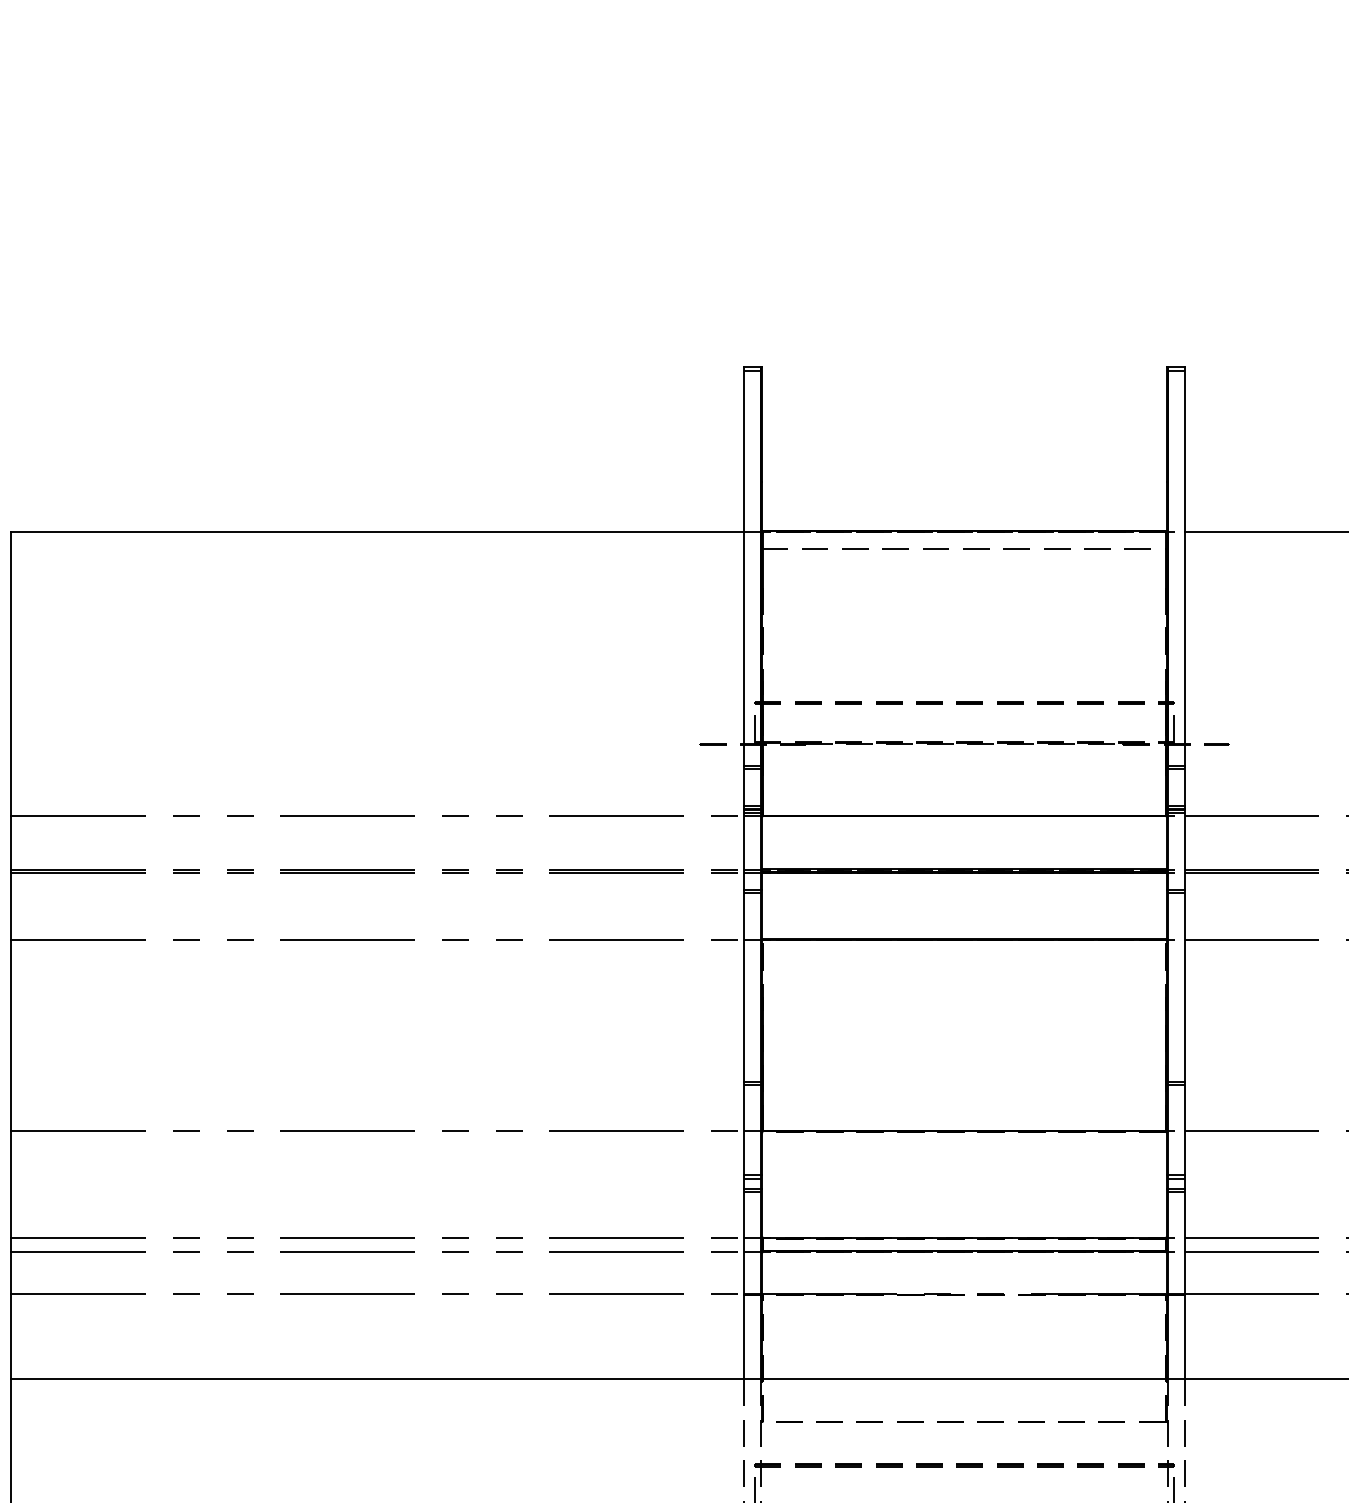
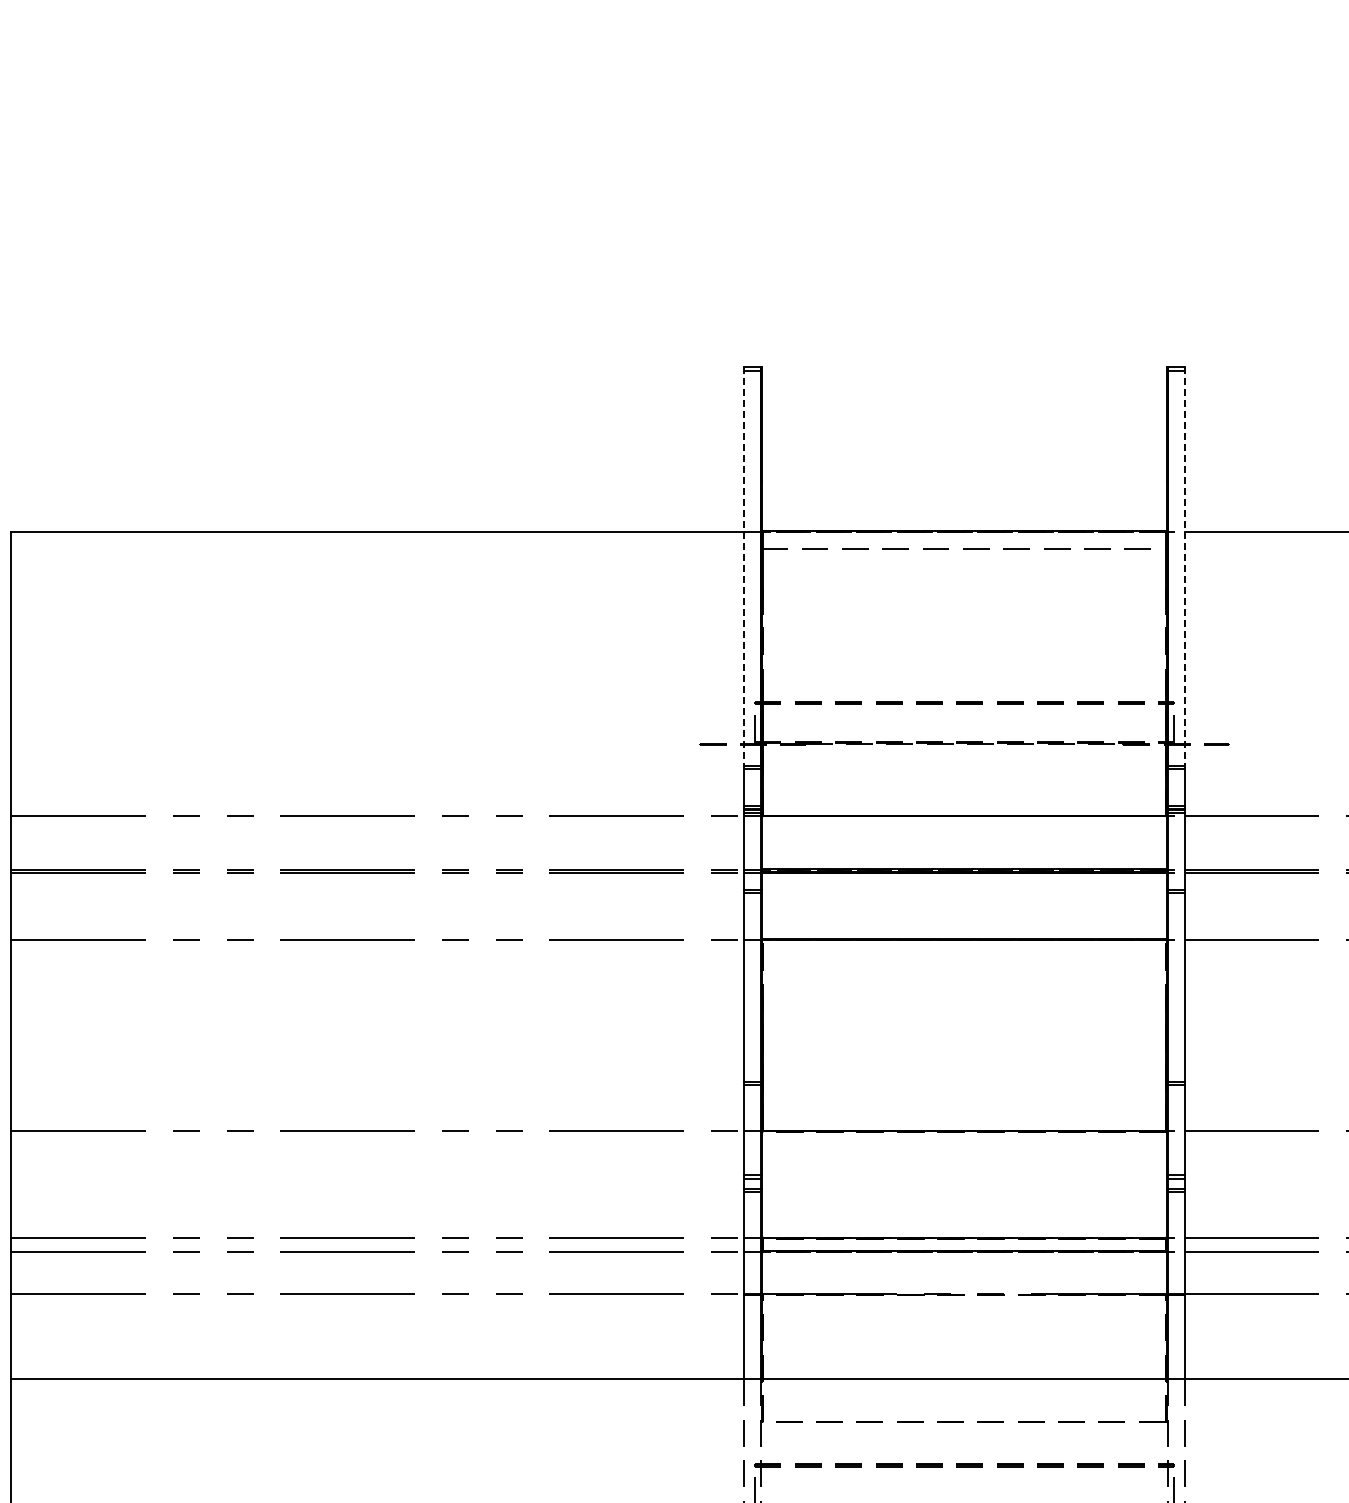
line: solid -> dashed (744, 566)
line: solid -> dashed (1184, 566)
